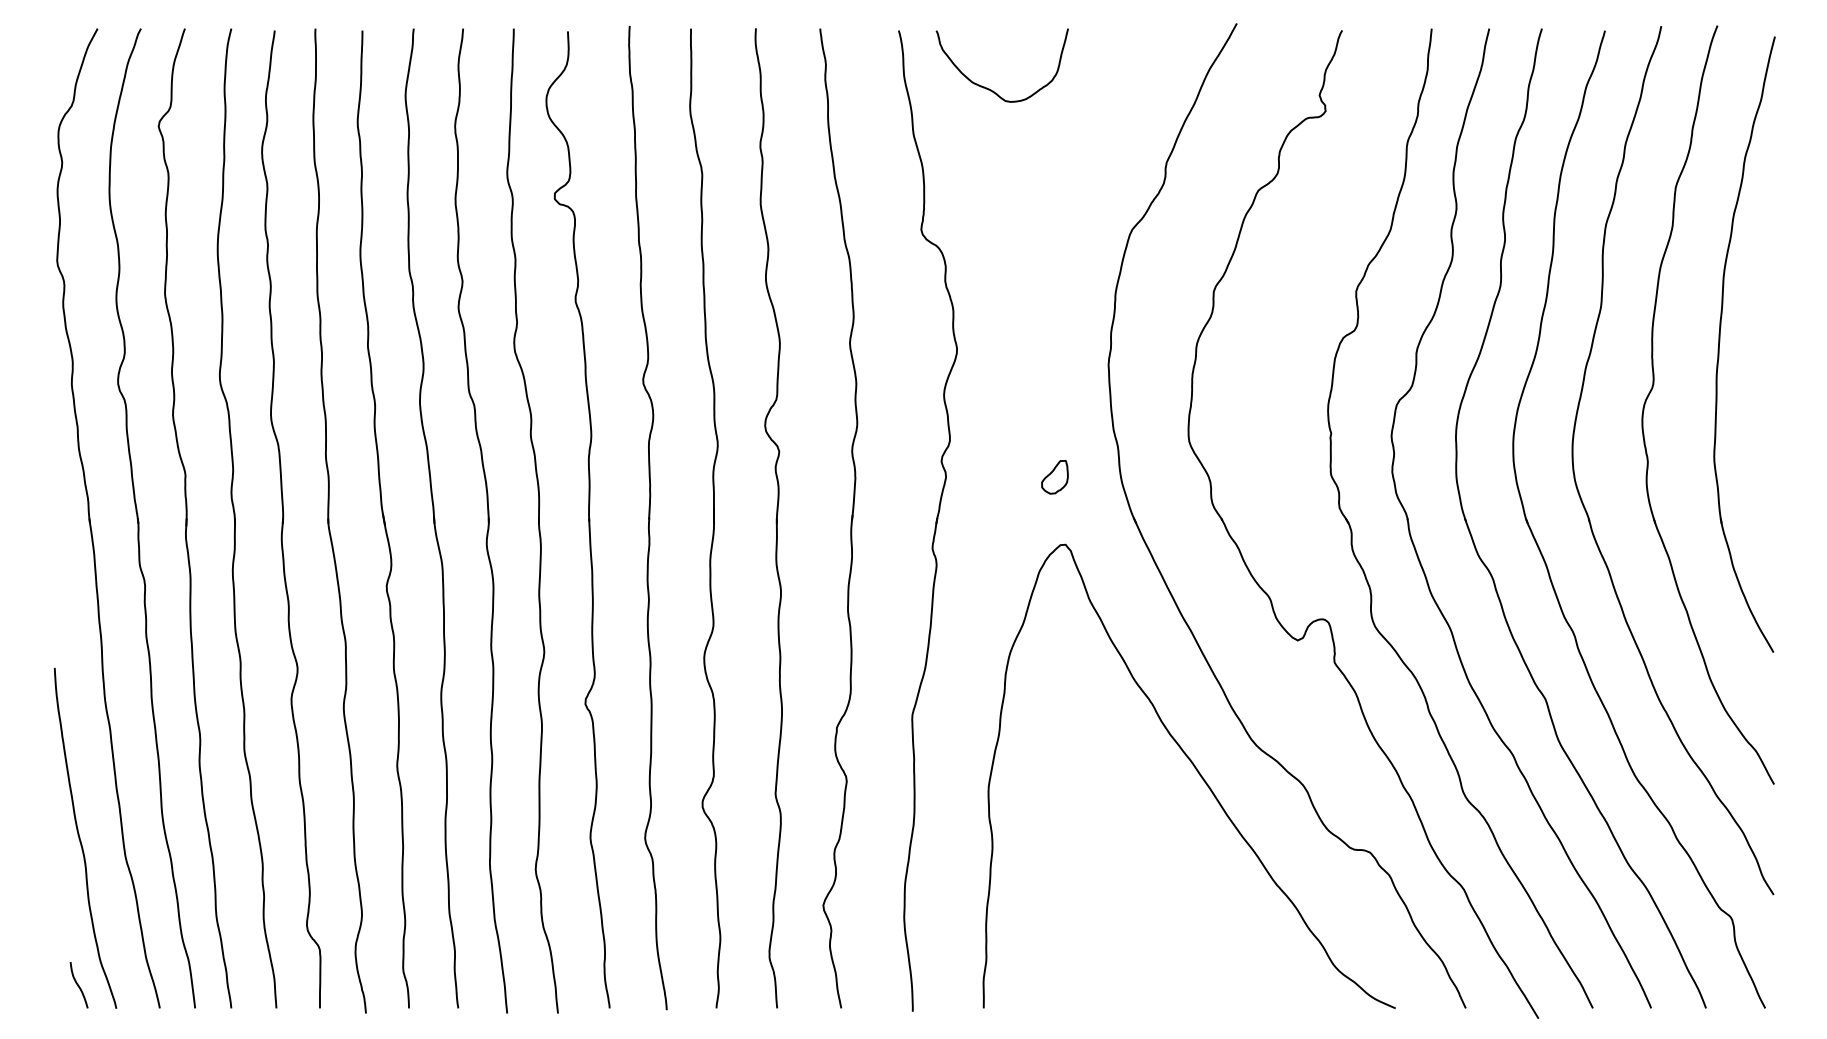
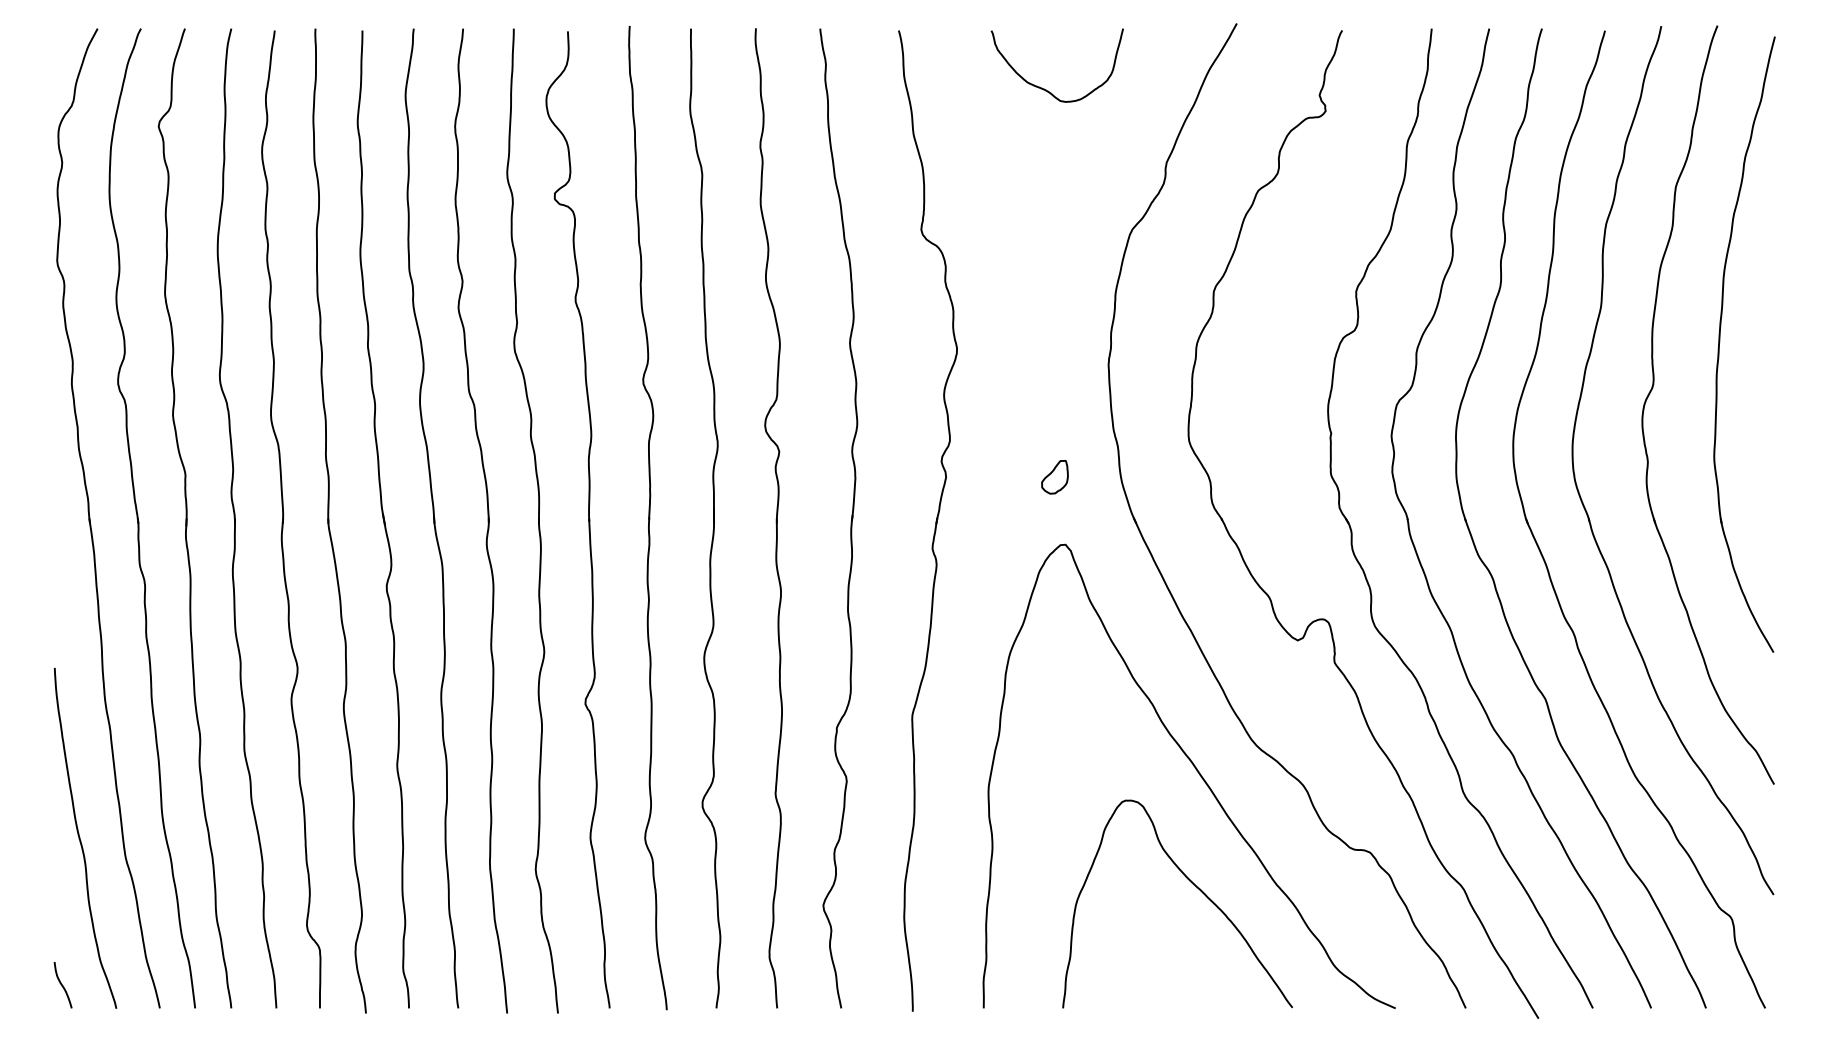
curve position: (989, 88) -> (1044, 88) (1044, 88)
curve: none -> present (1193, 885)
curve position: (78, 985) -> (62, 985) (62, 985)
